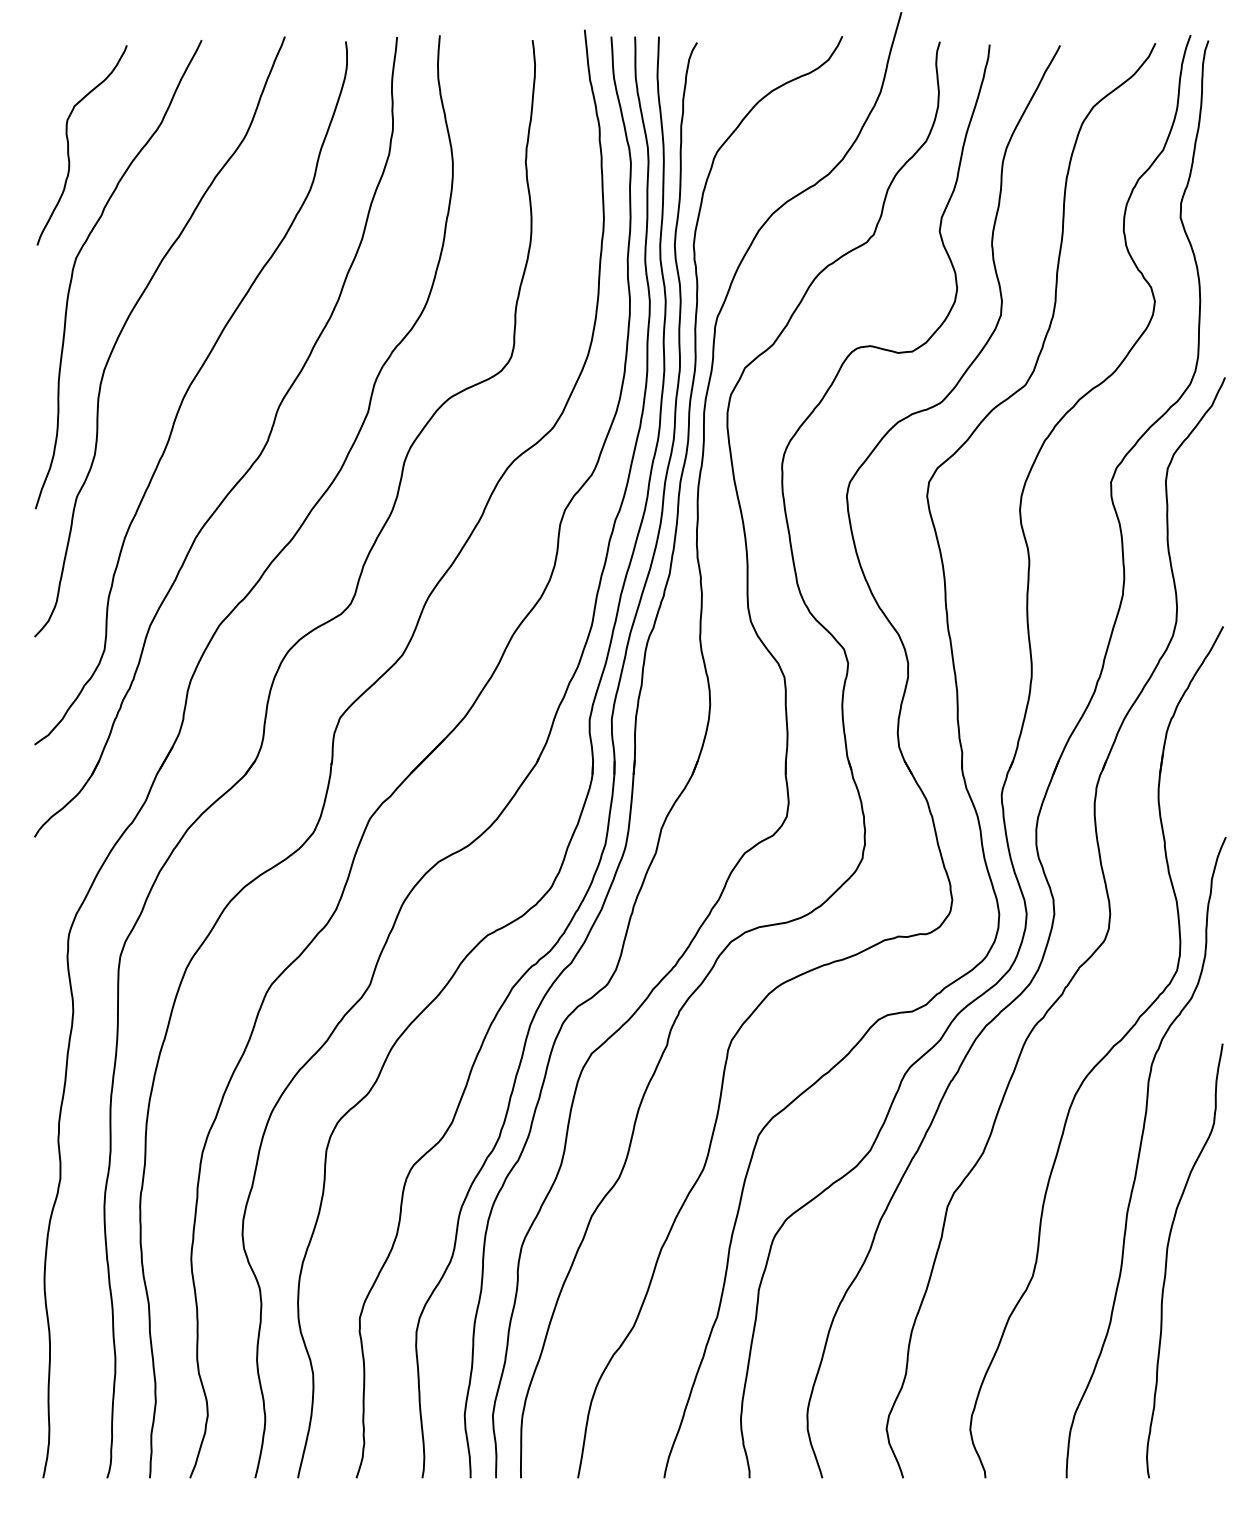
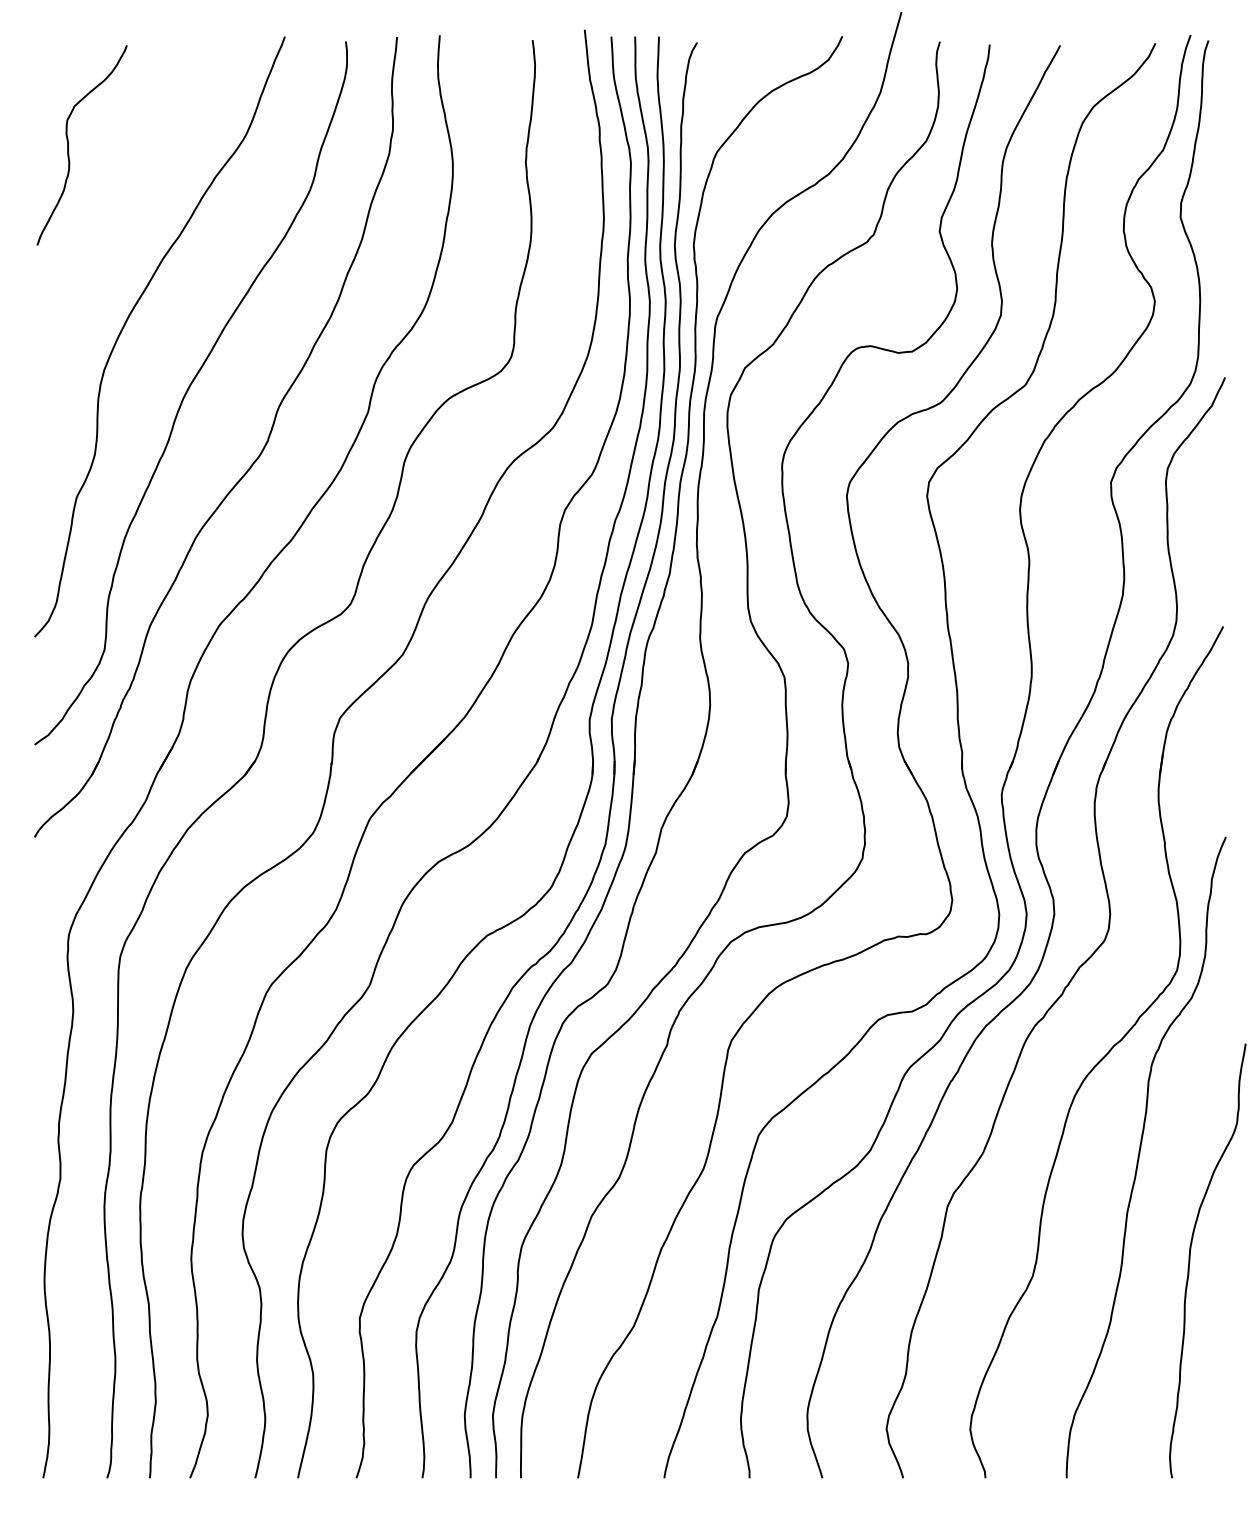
curve: present -> none (79, 254)
curve position: (1167, 1260) -> (1190, 1260) (1190, 1260)
